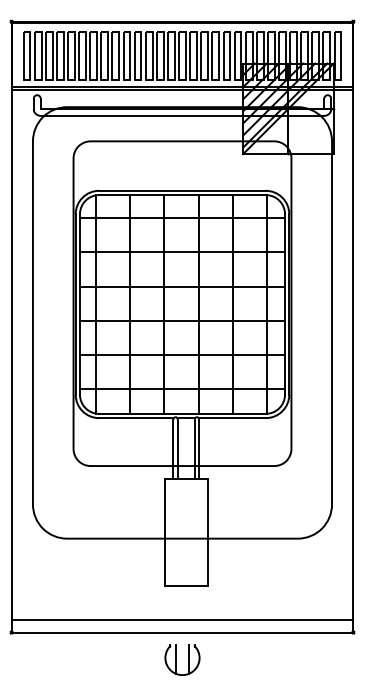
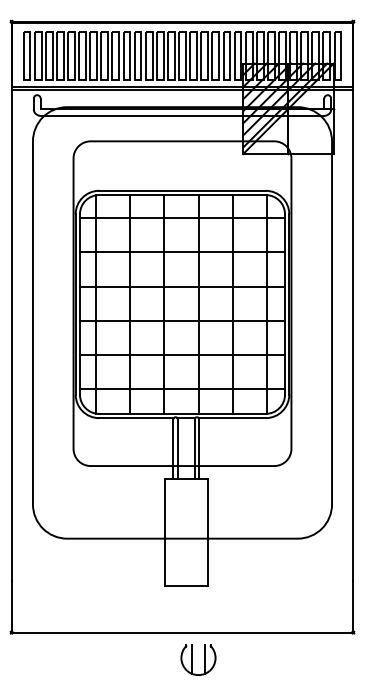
line: present -> none (182, 619)
part position: (182, 659) -> (198, 659) (198, 659)
